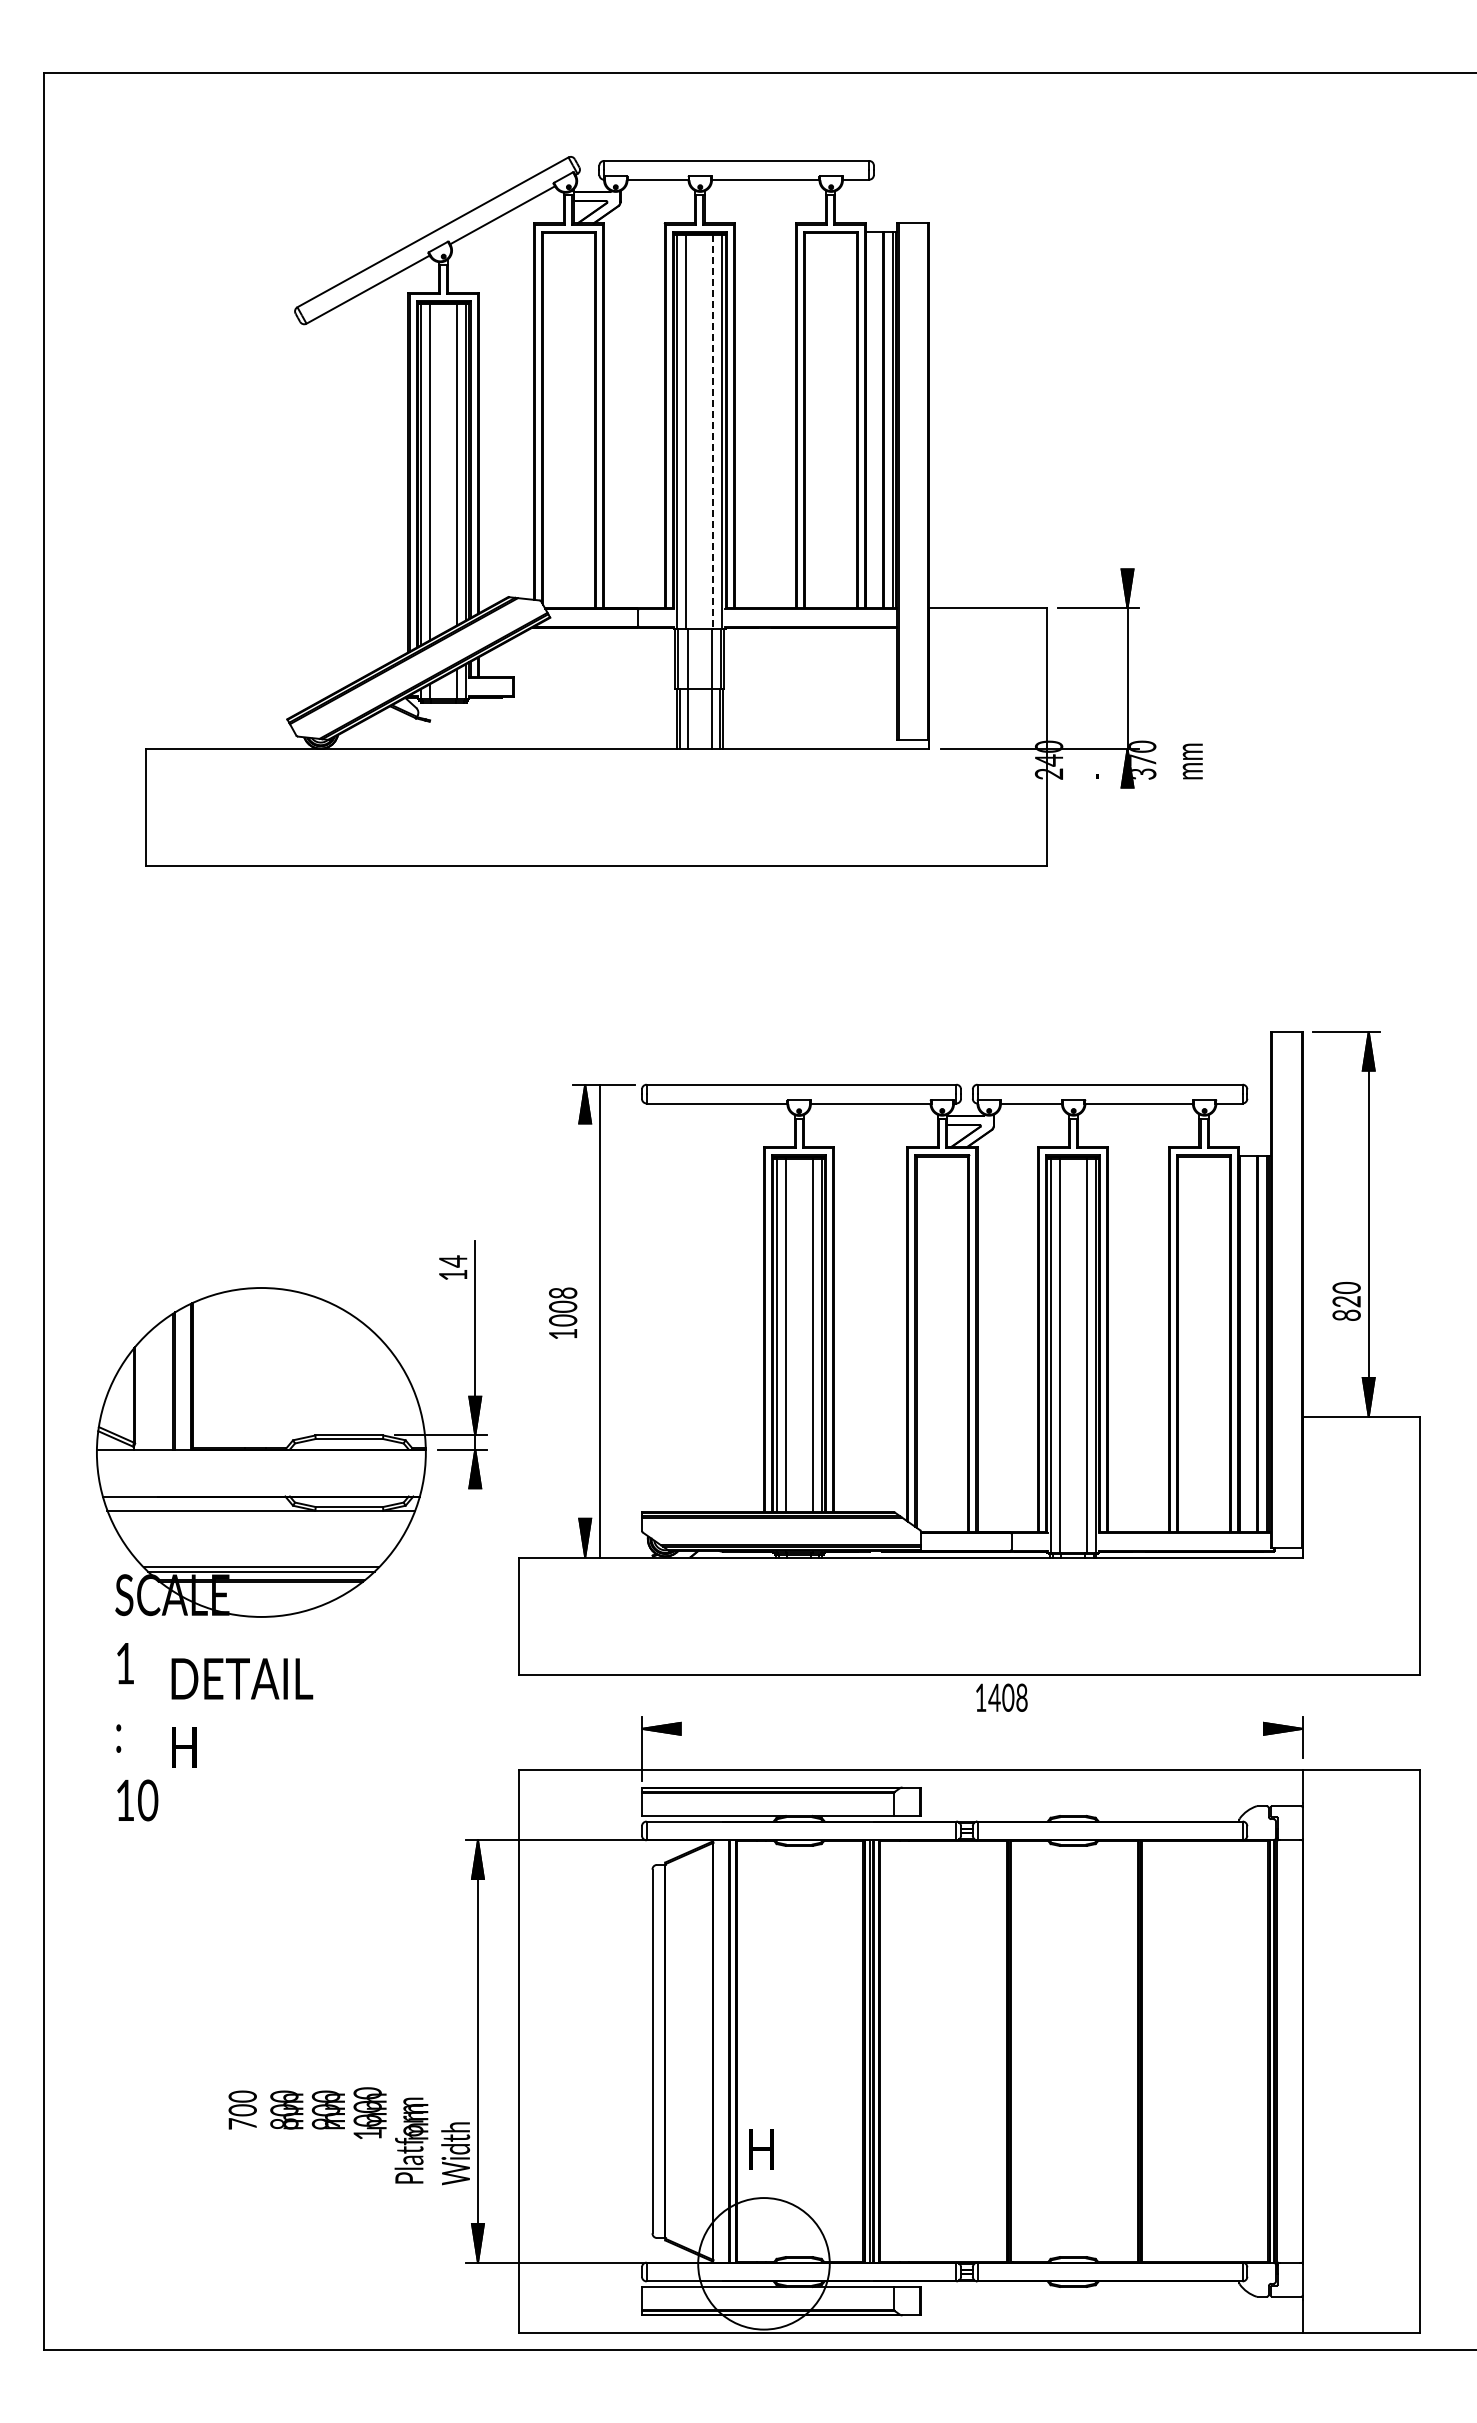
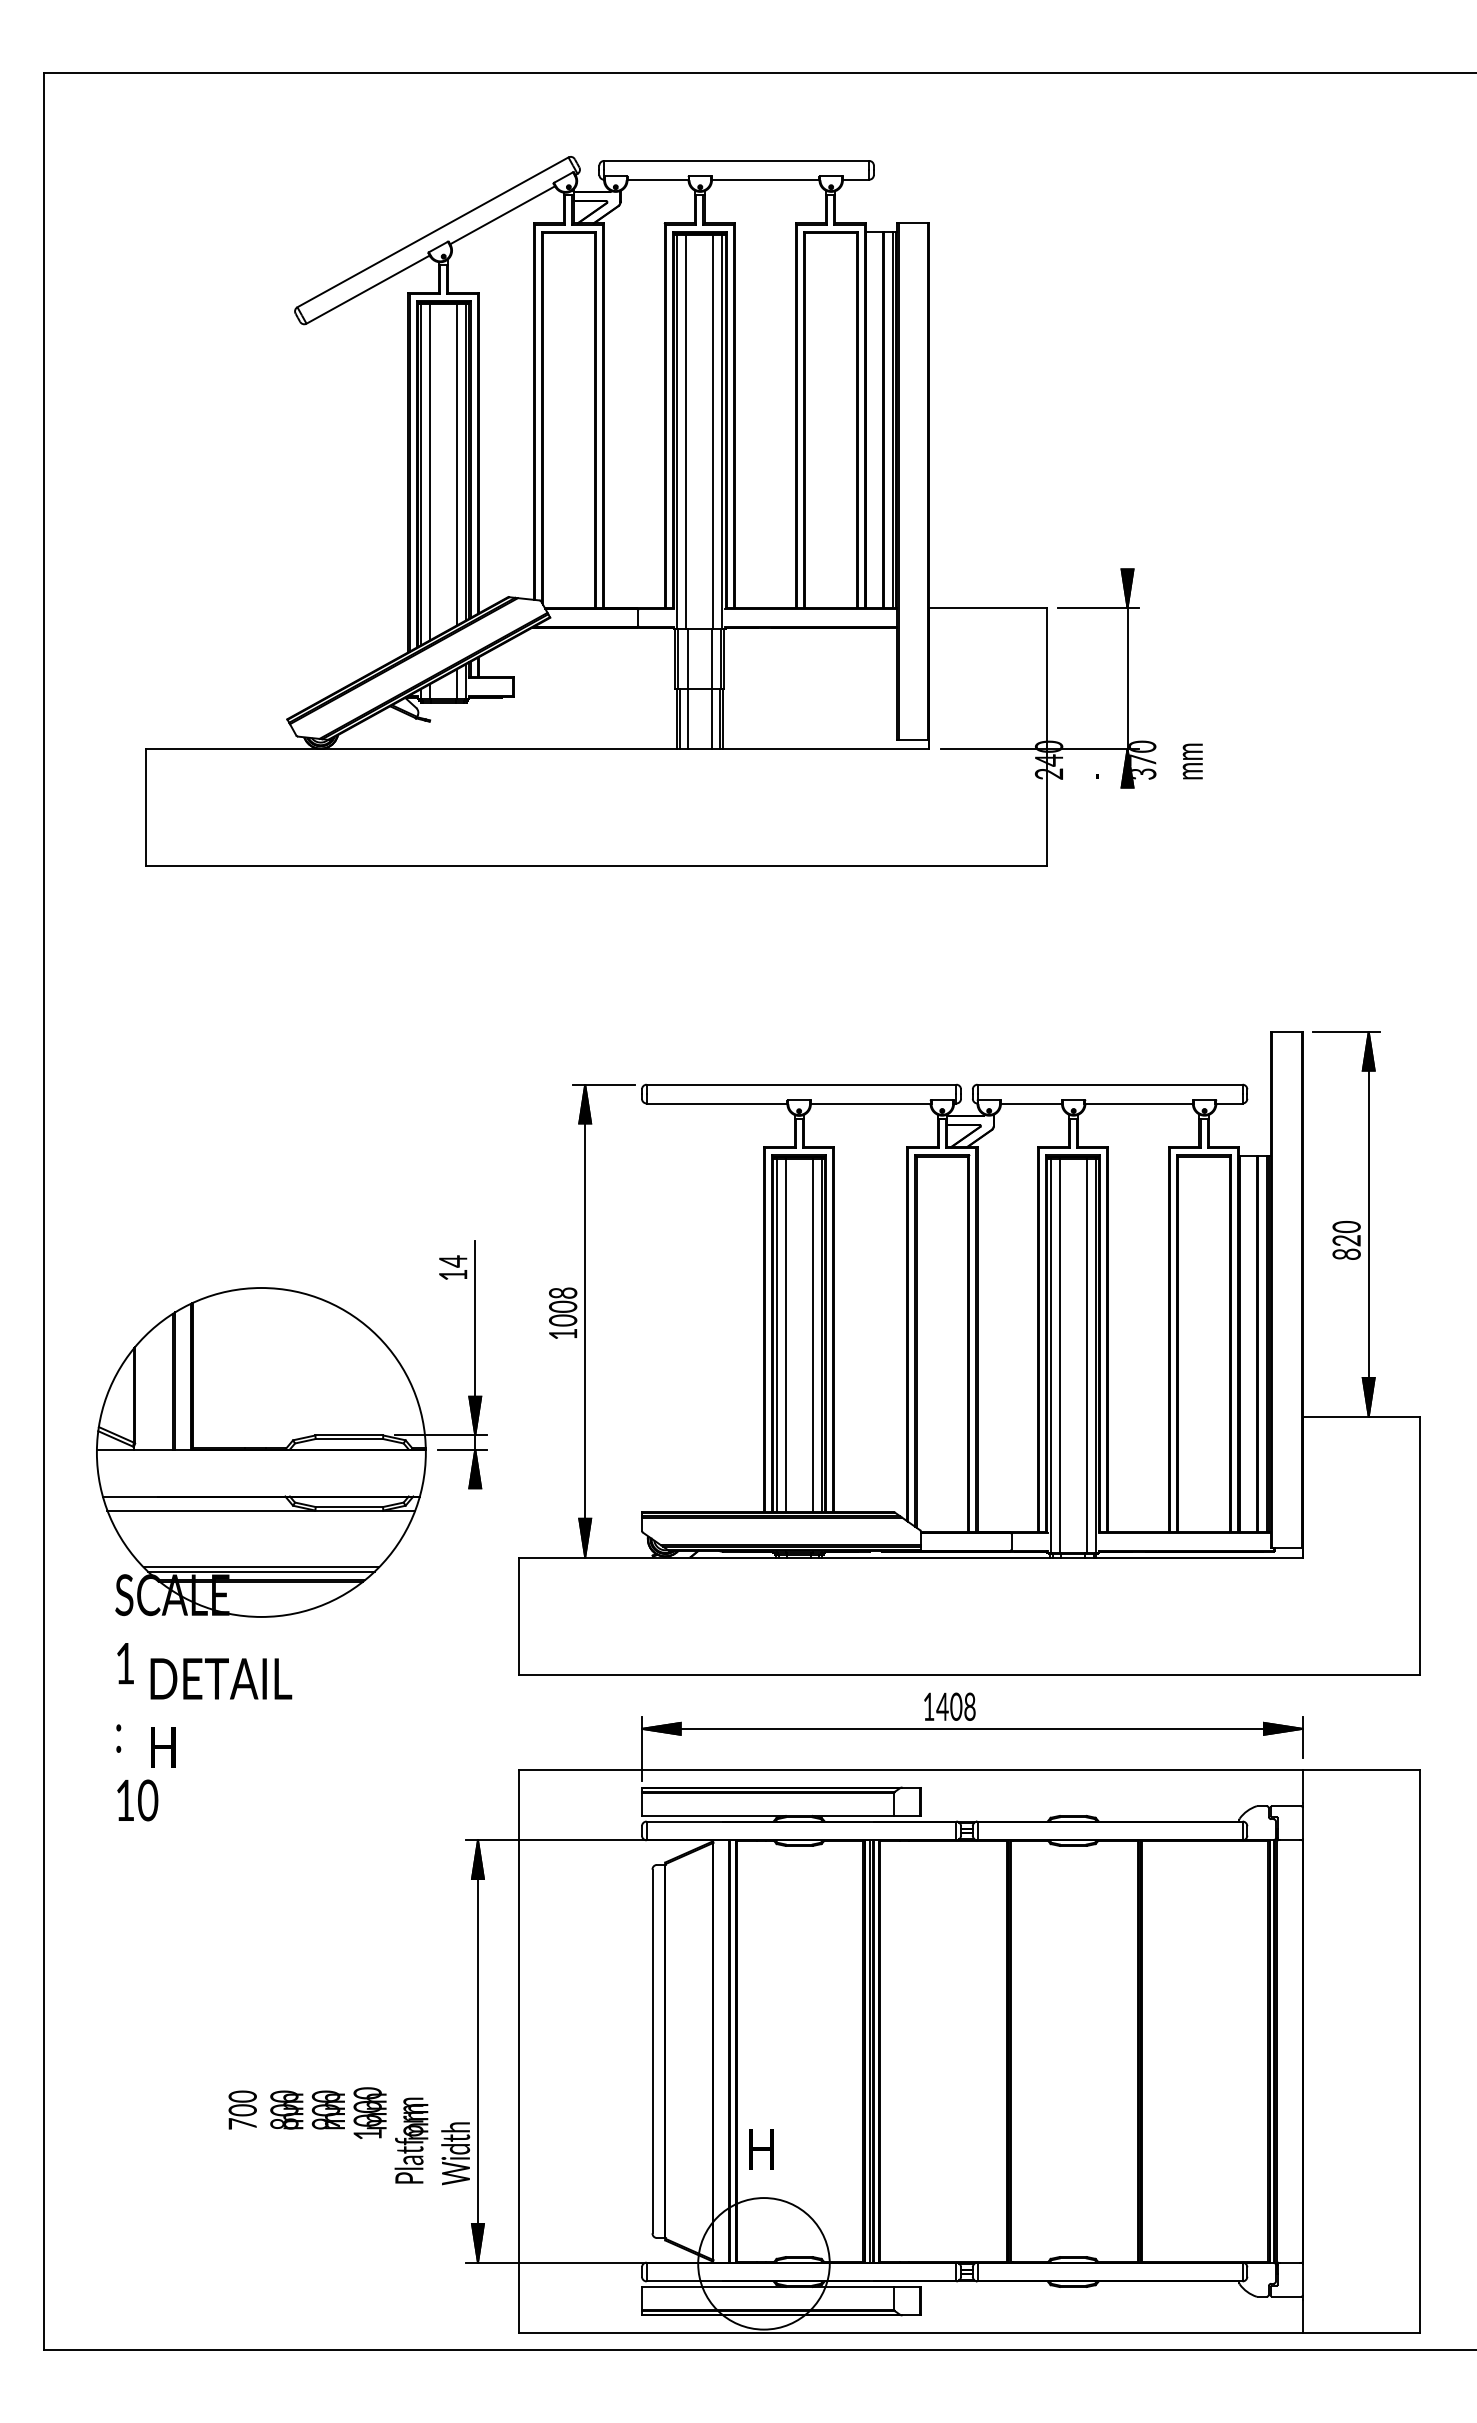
line: dashed -> solid (713, 432)
text position: (1346, 1301) -> (1346, 1240) (1346, 1240)
line position: (600, 1320) -> (585, 1320) (585, 1320)
text position: (1001, 1697) -> (949, 1706) (949, 1706)
text position: (242, 1712) -> (221, 1712) (221, 1712)
line: none -> present (971, 1728)
